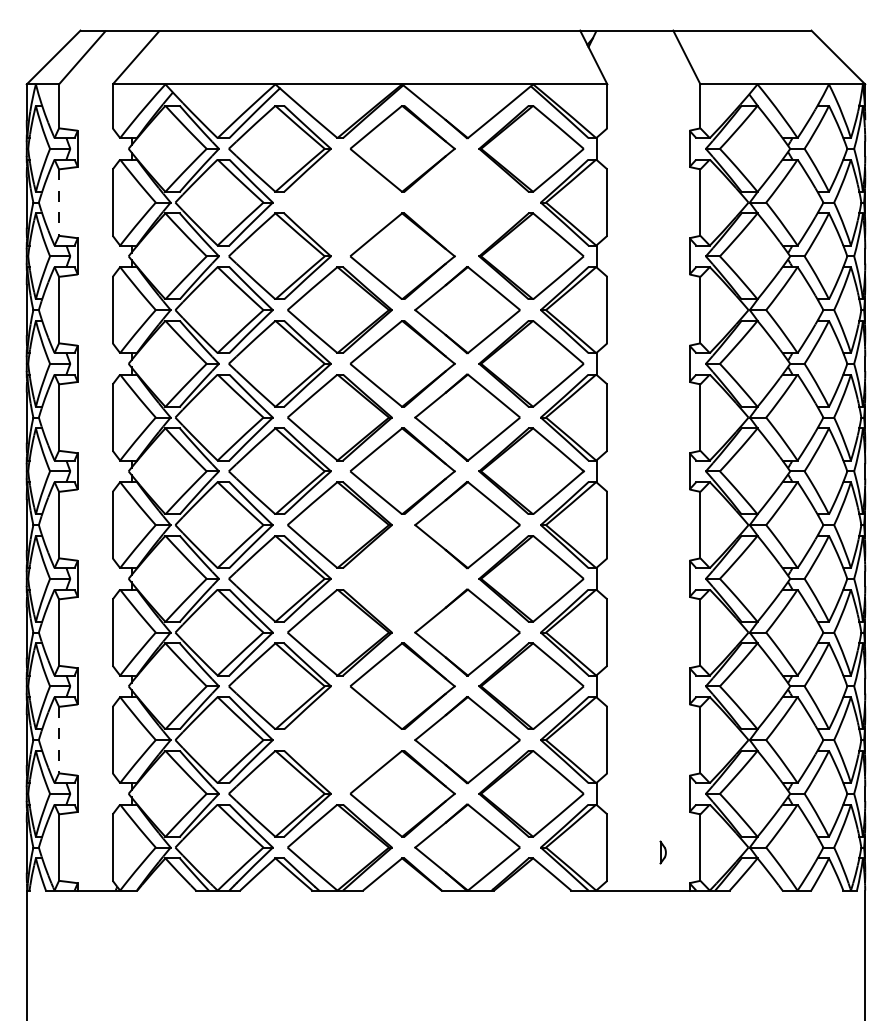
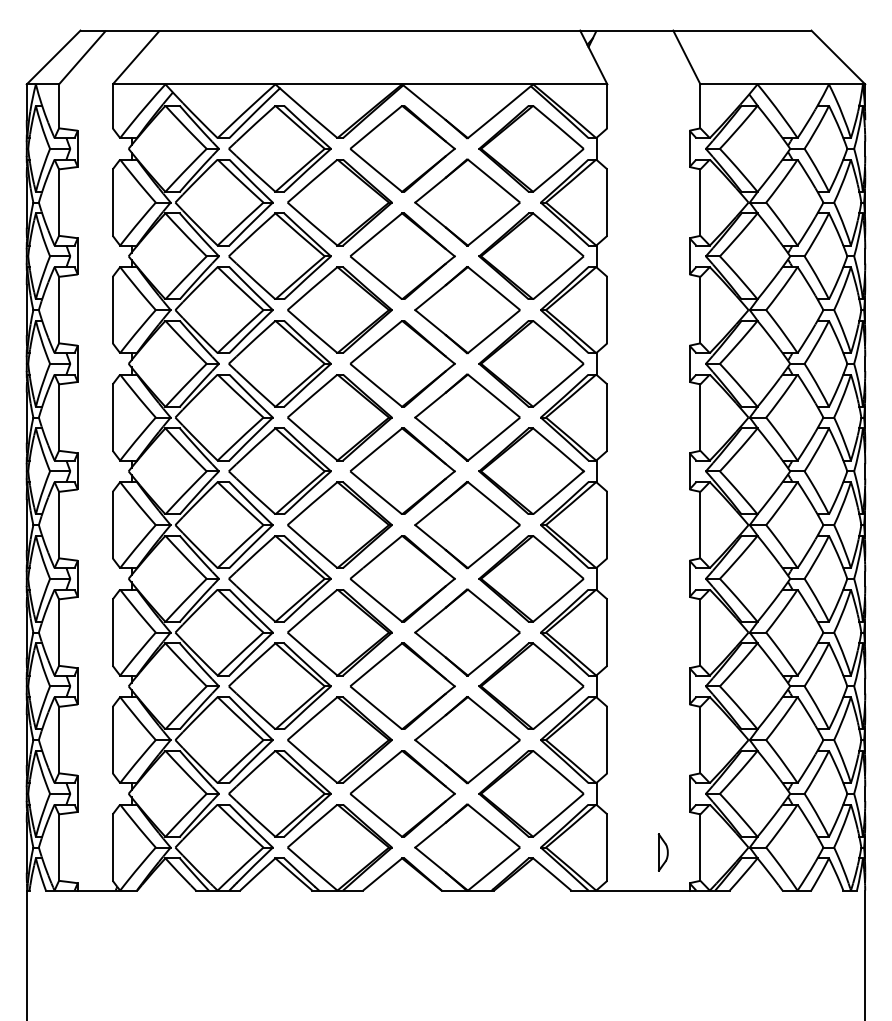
part: none -> present (339, 202)
part: none -> present (467, 202)
line: dashed -> solid (59, 203)
part: none -> present (402, 578)
part: none -> present (339, 739)
line: dashed -> solid (59, 740)
part size: 8x25 px -> 12x39 px (662, 852)
